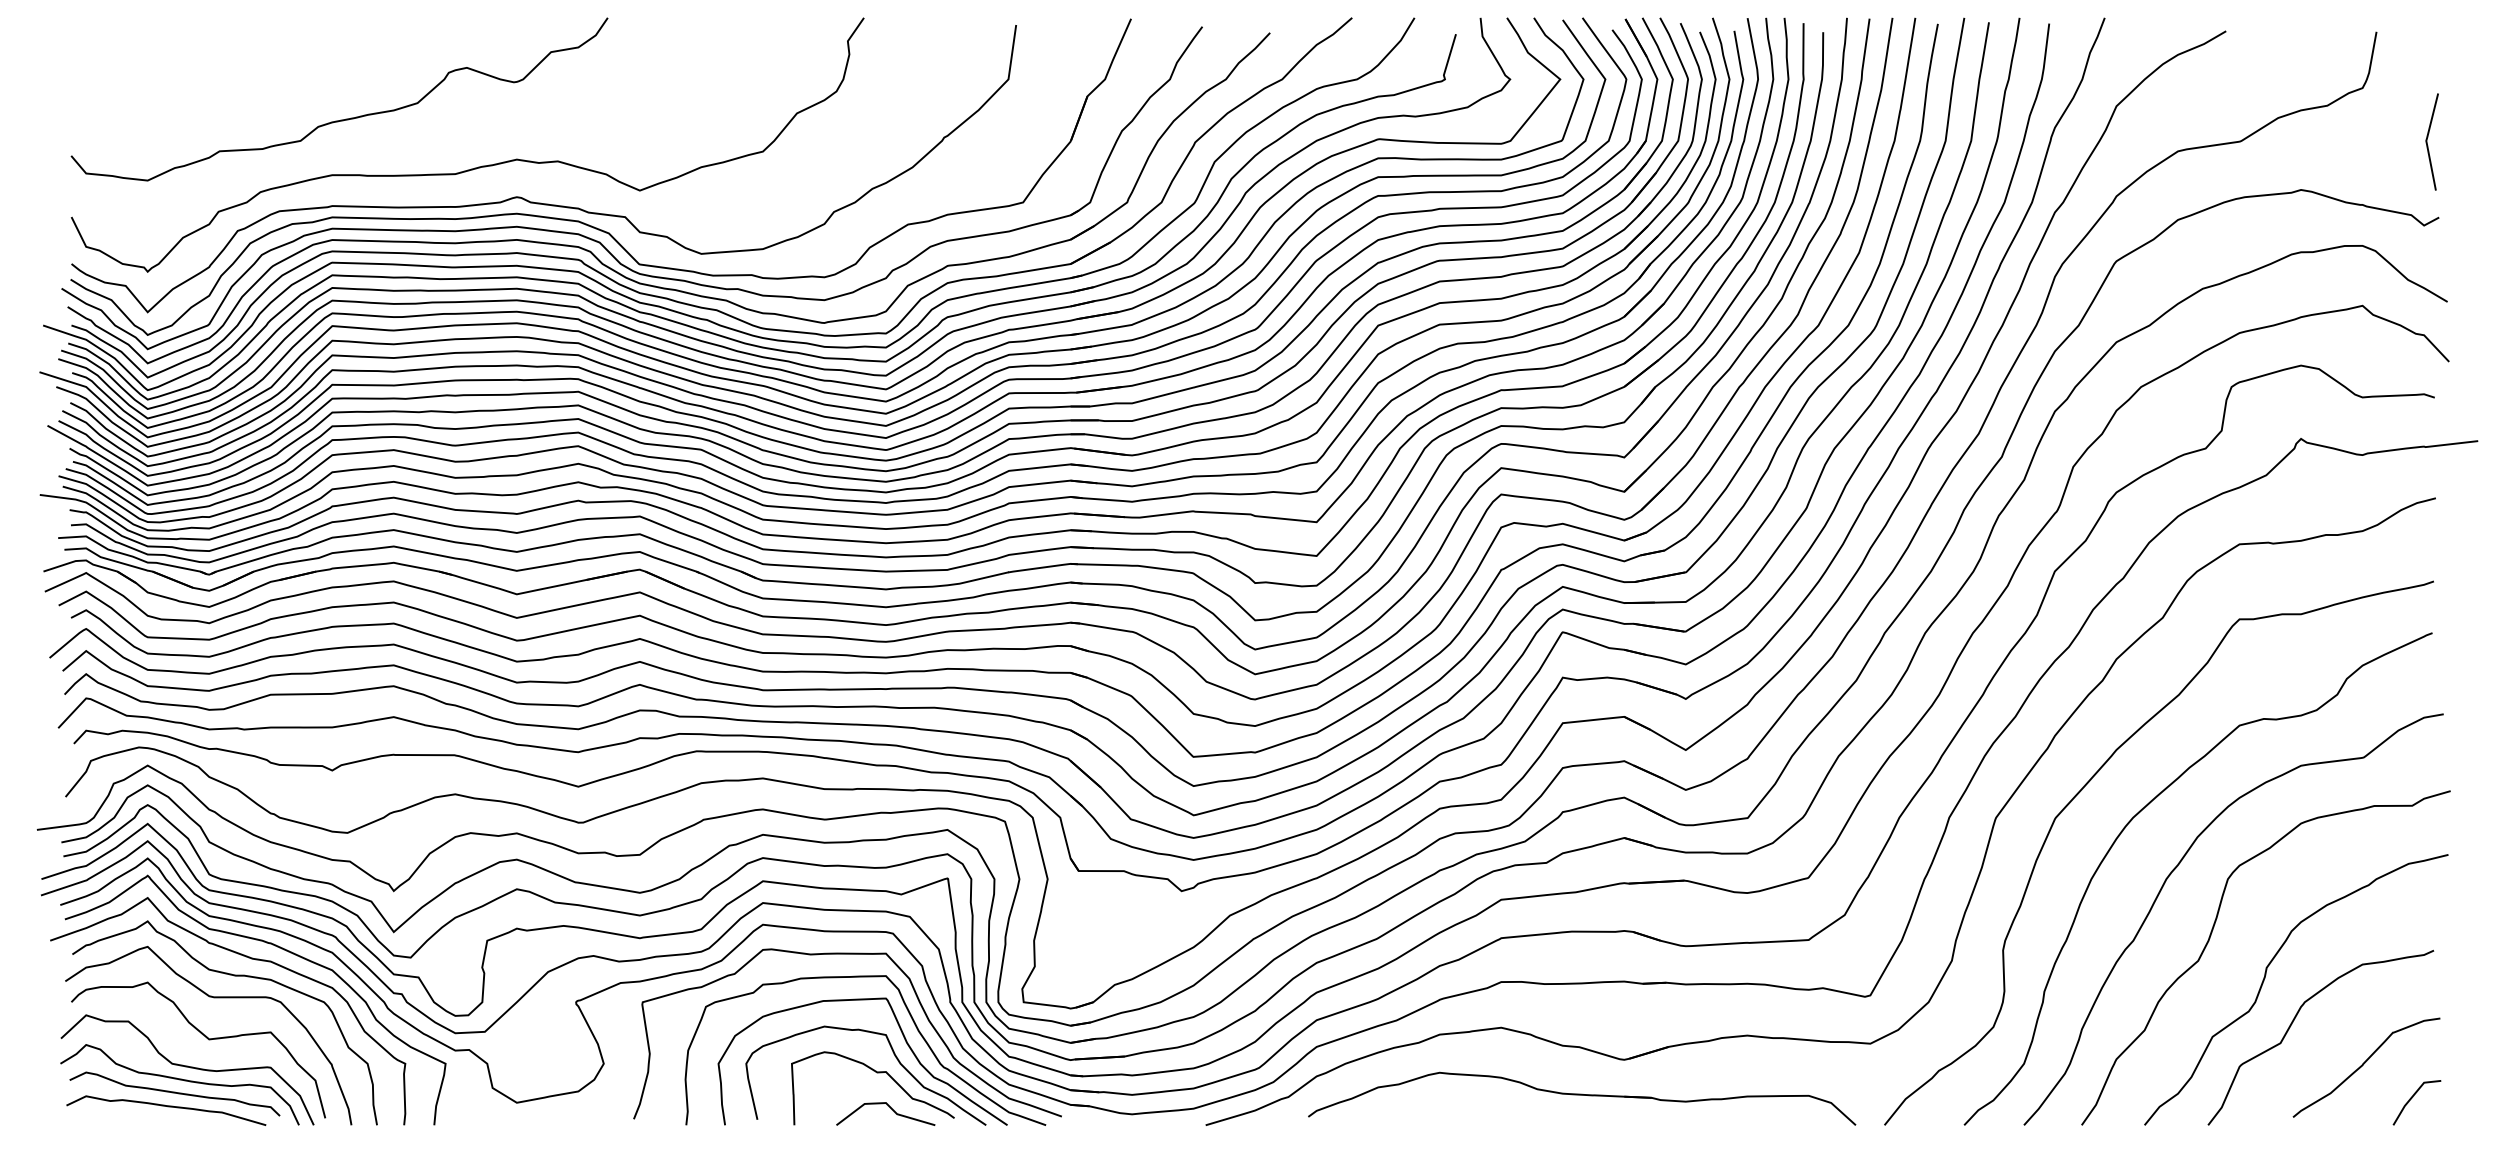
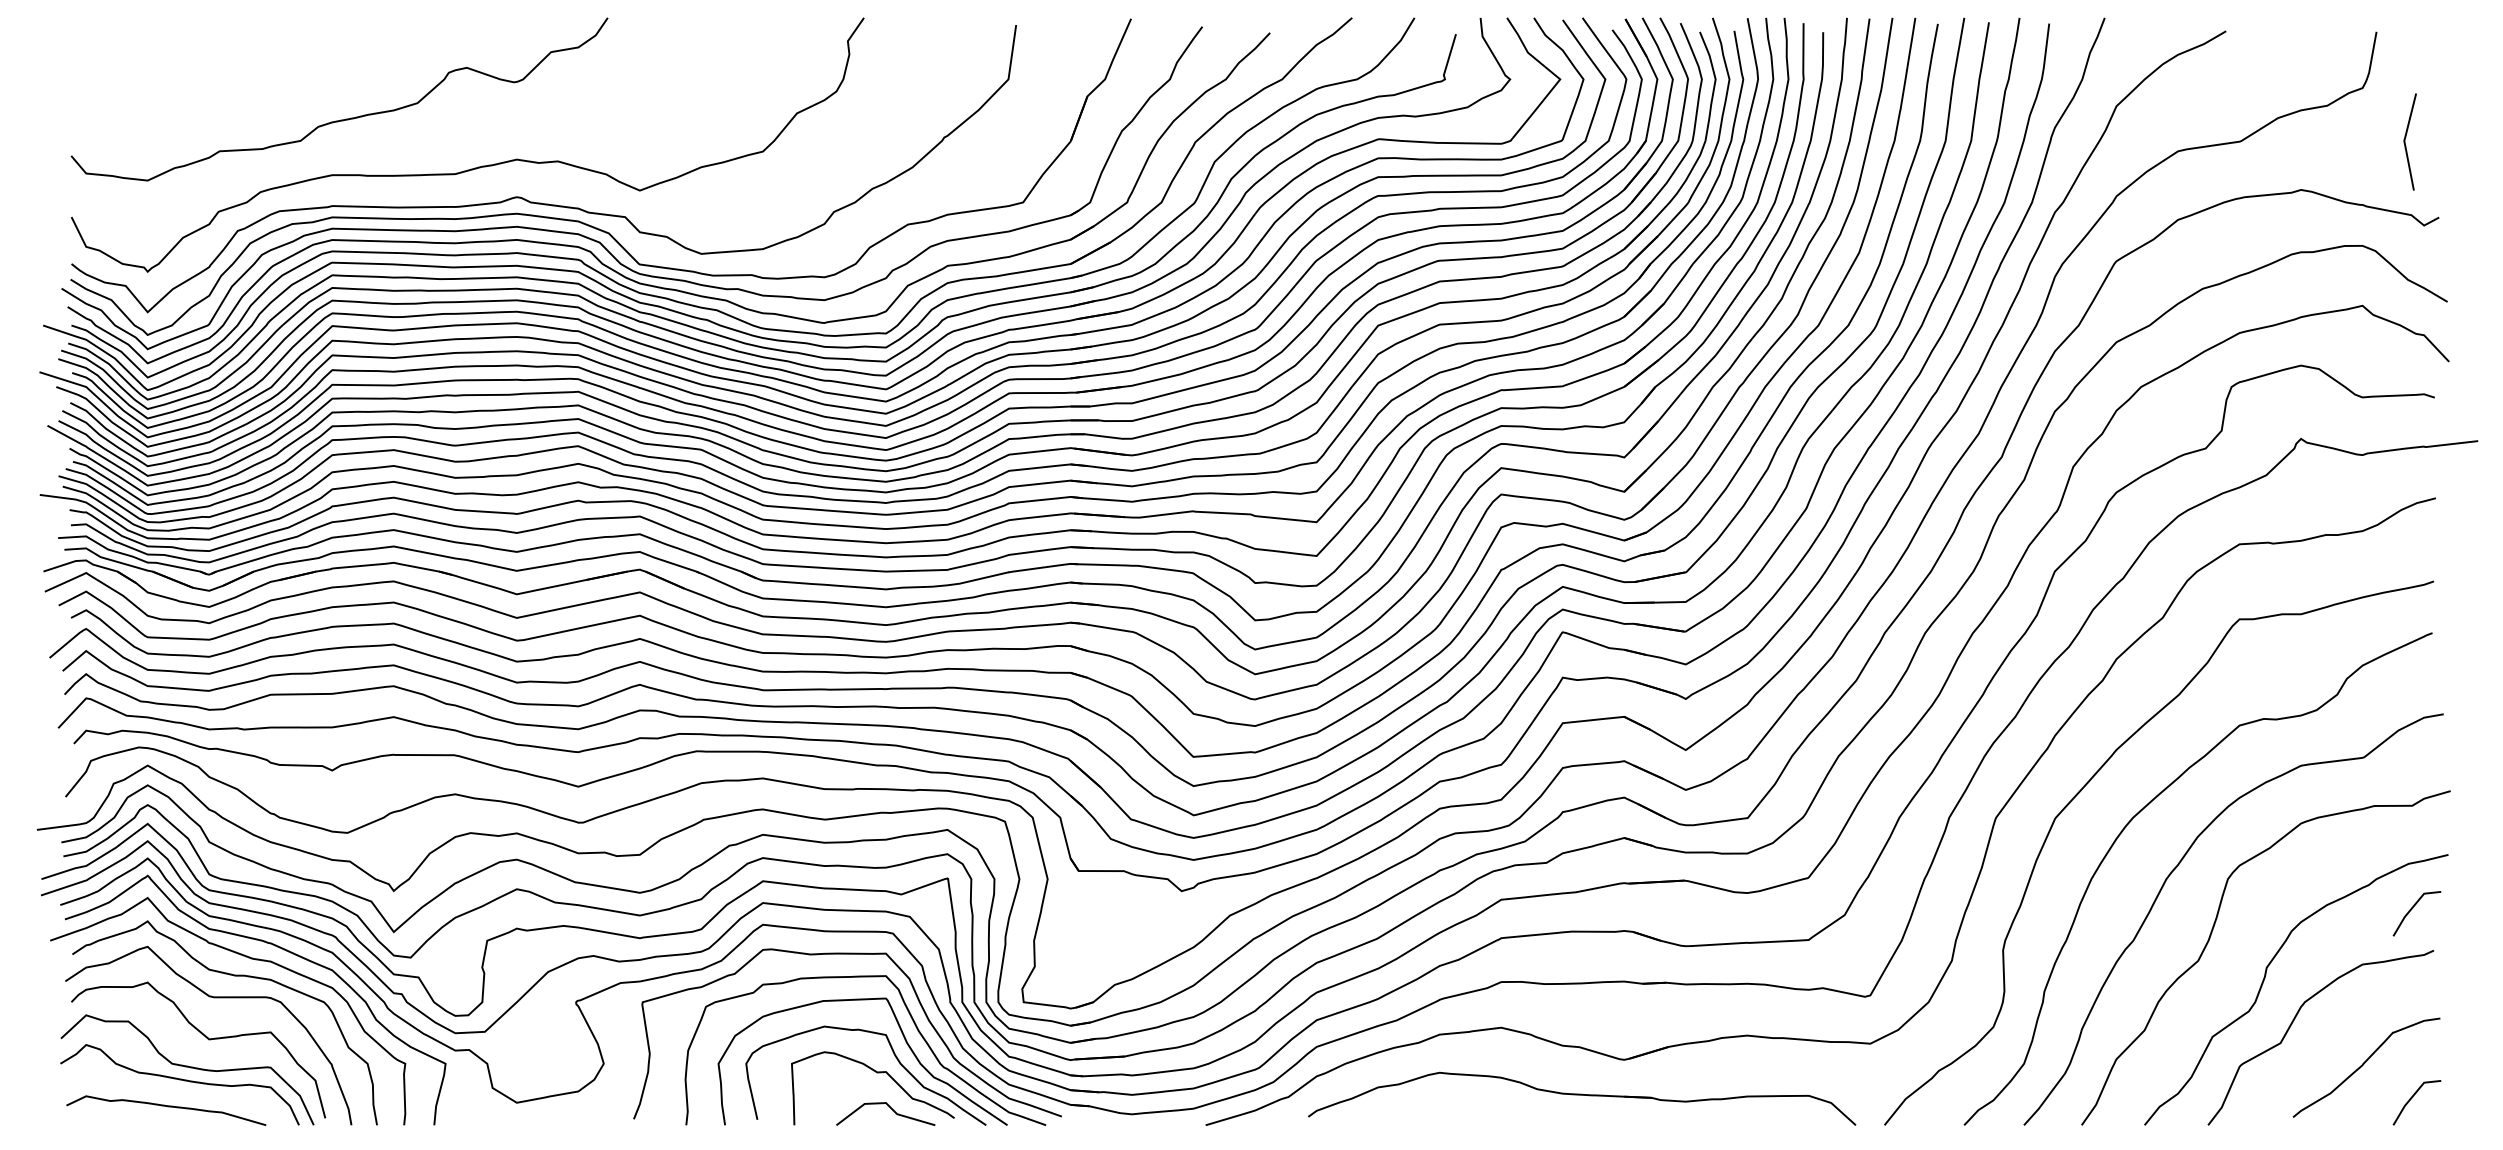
line position: (2427, 141) -> (2405, 141) (2405, 141)
line: none -> present (2412, 909)
curve: present -> none (174, 1093)
